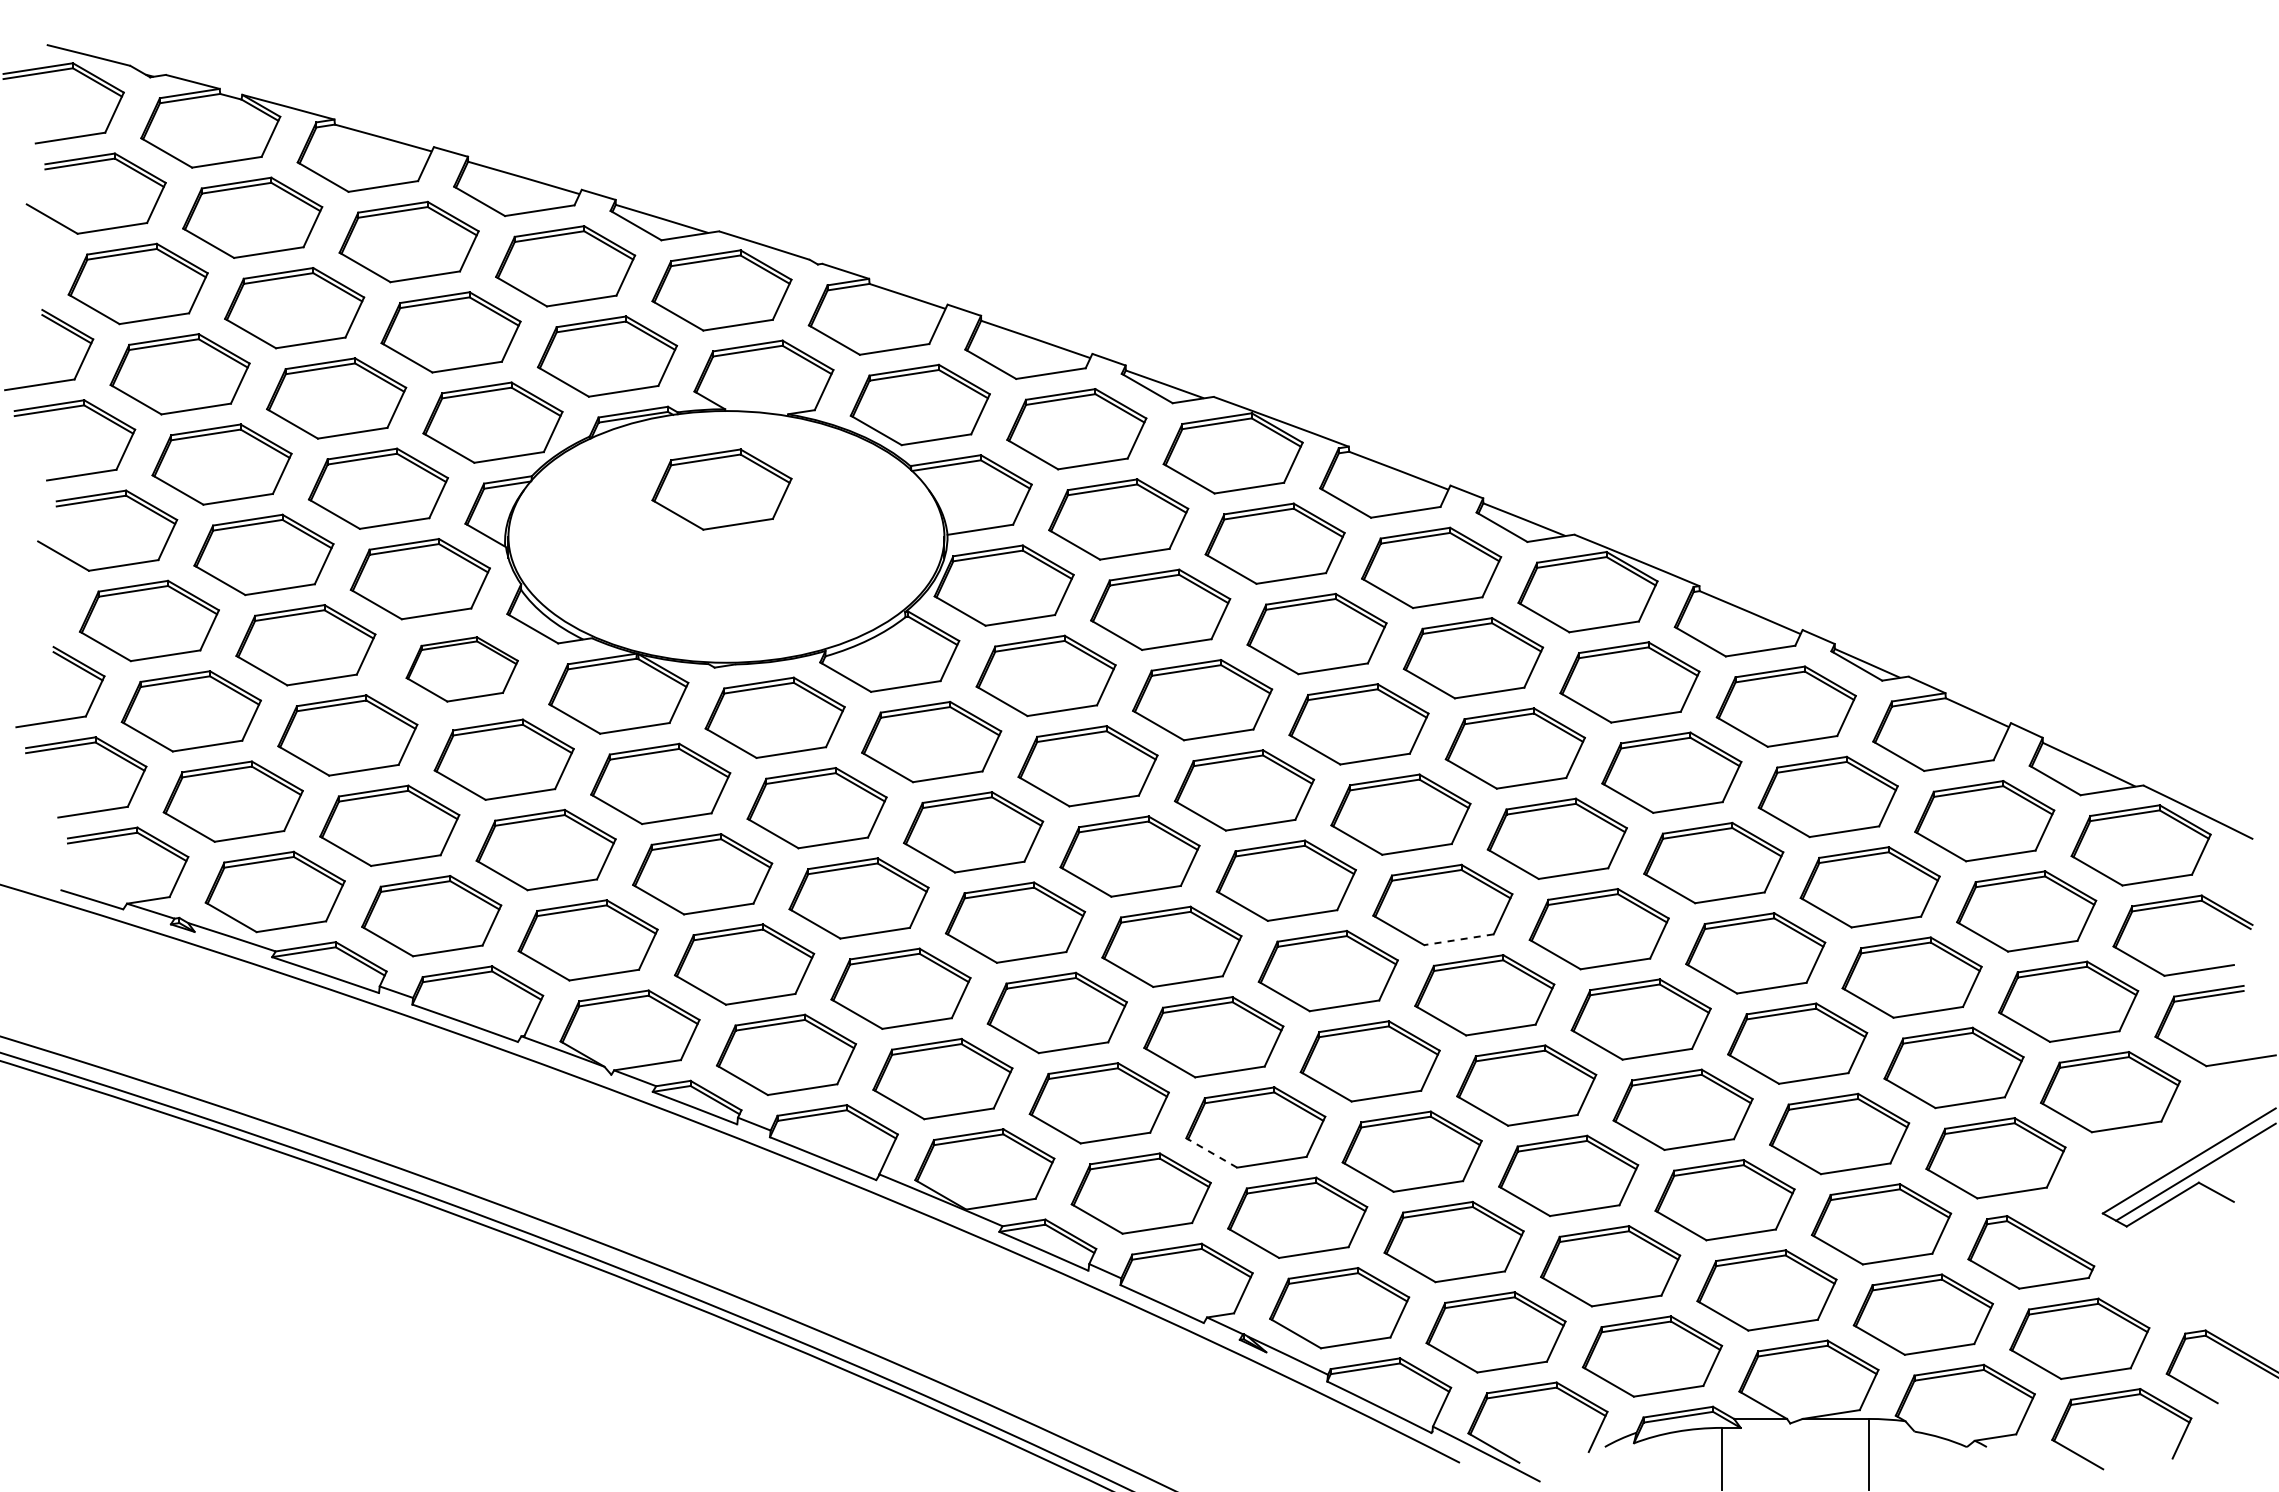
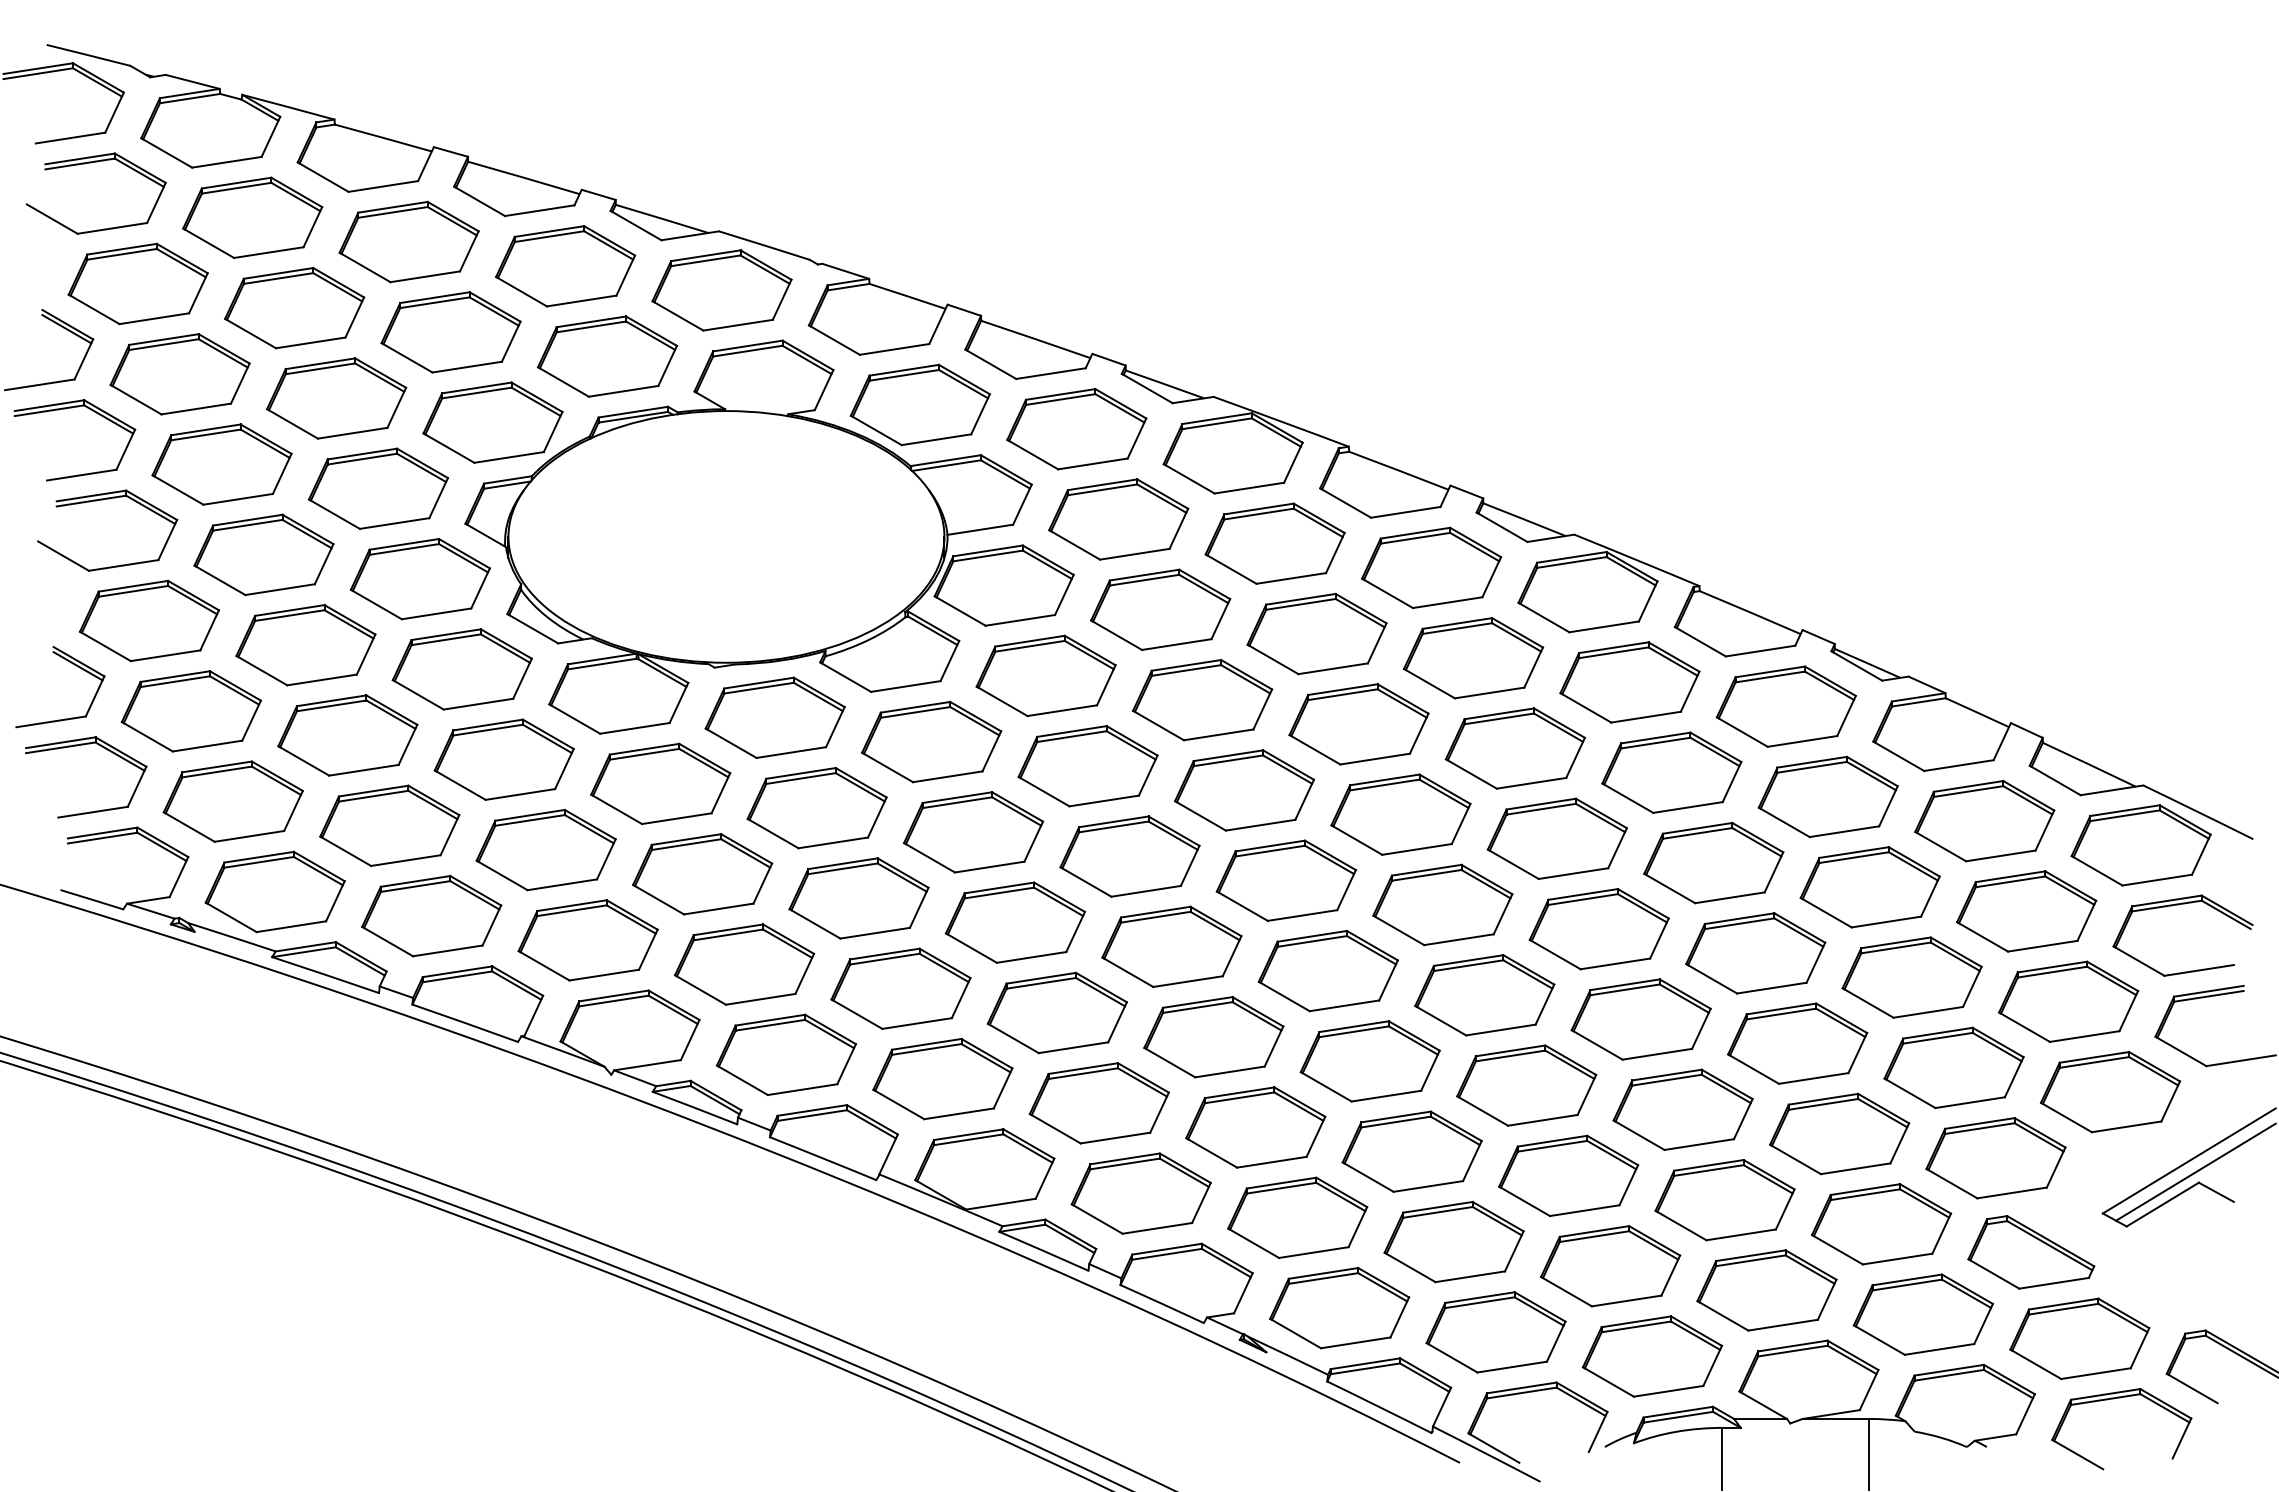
part: present -> none (721, 489)
part size: 114x67 px -> 142x83 px (461, 669)
line: dashed -> solid (1458, 939)
line: dashed -> solid (1211, 1152)
